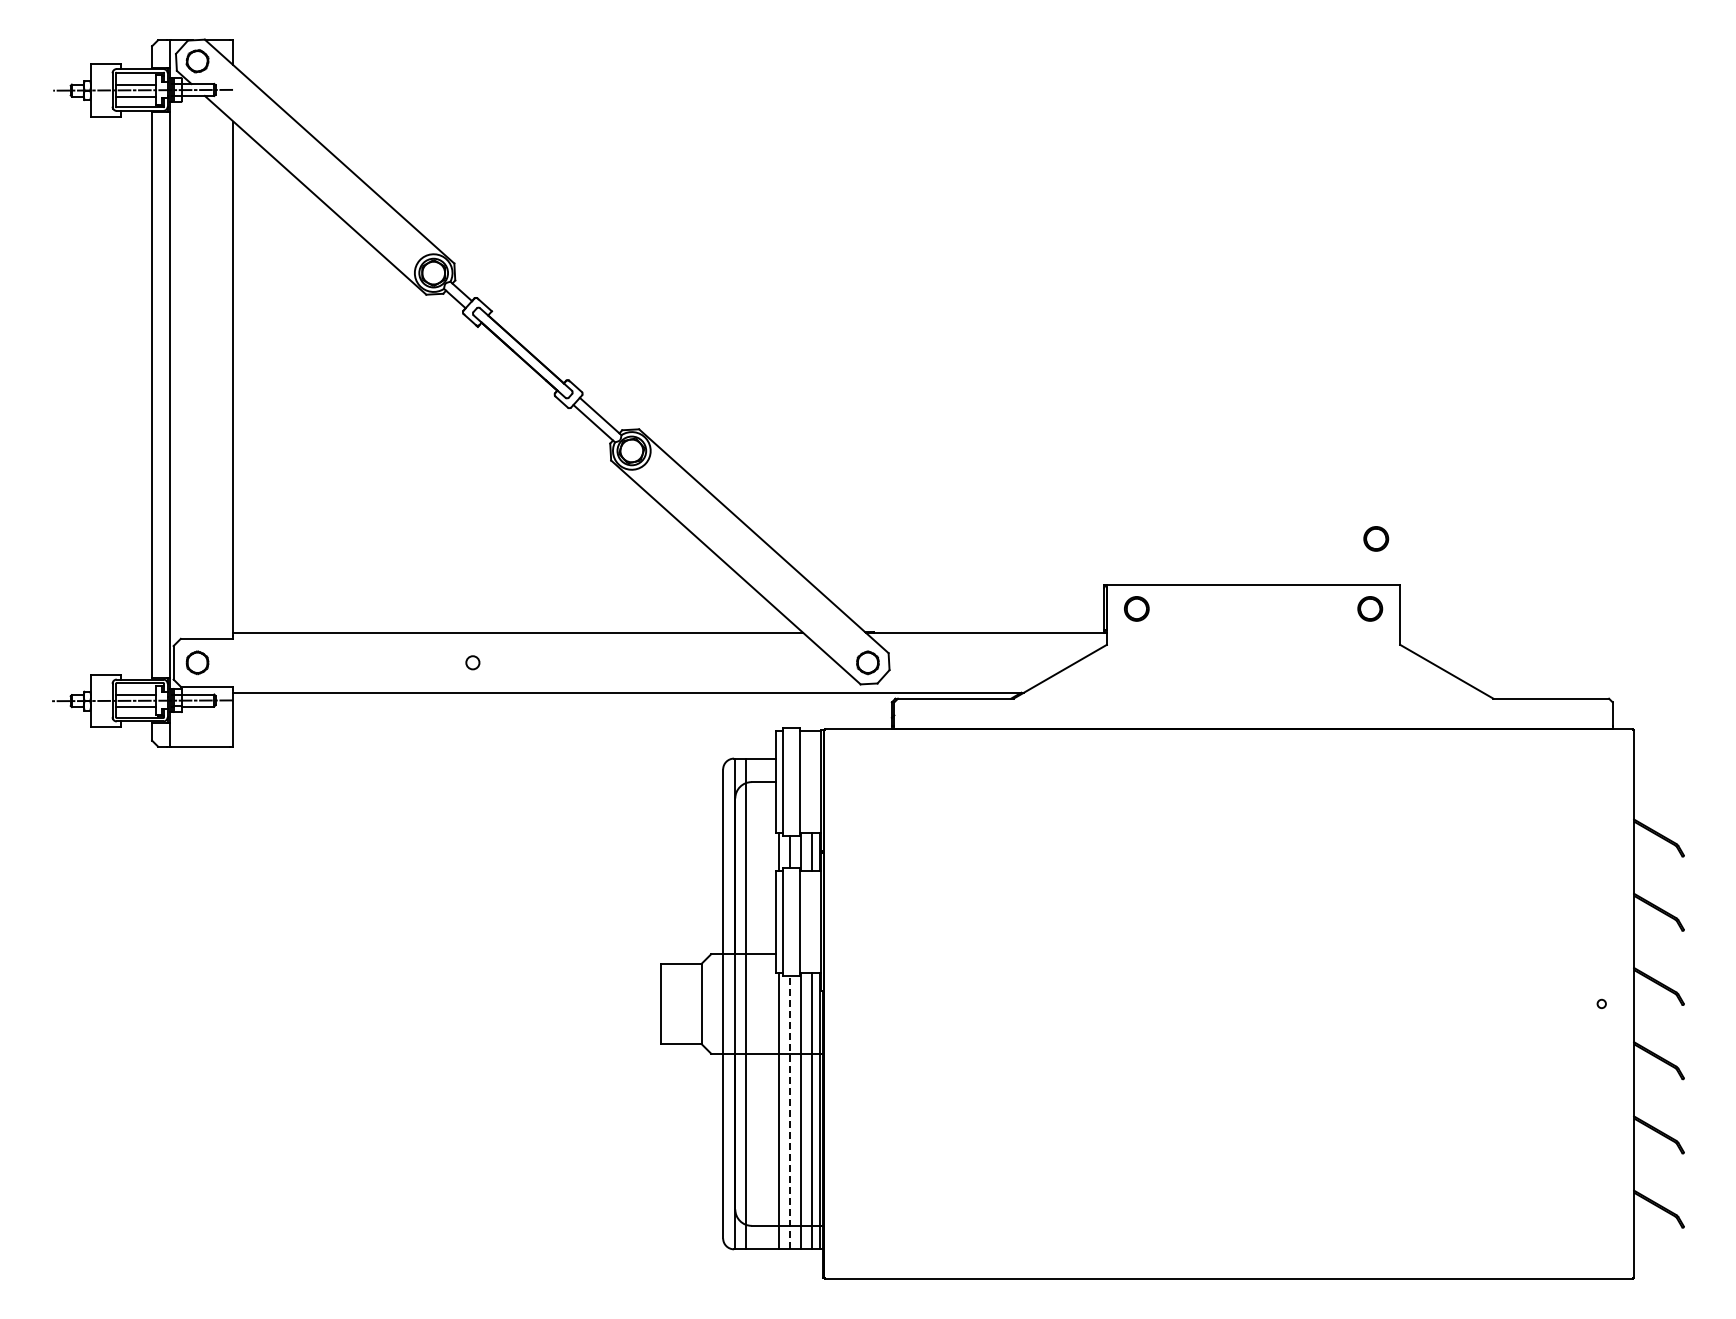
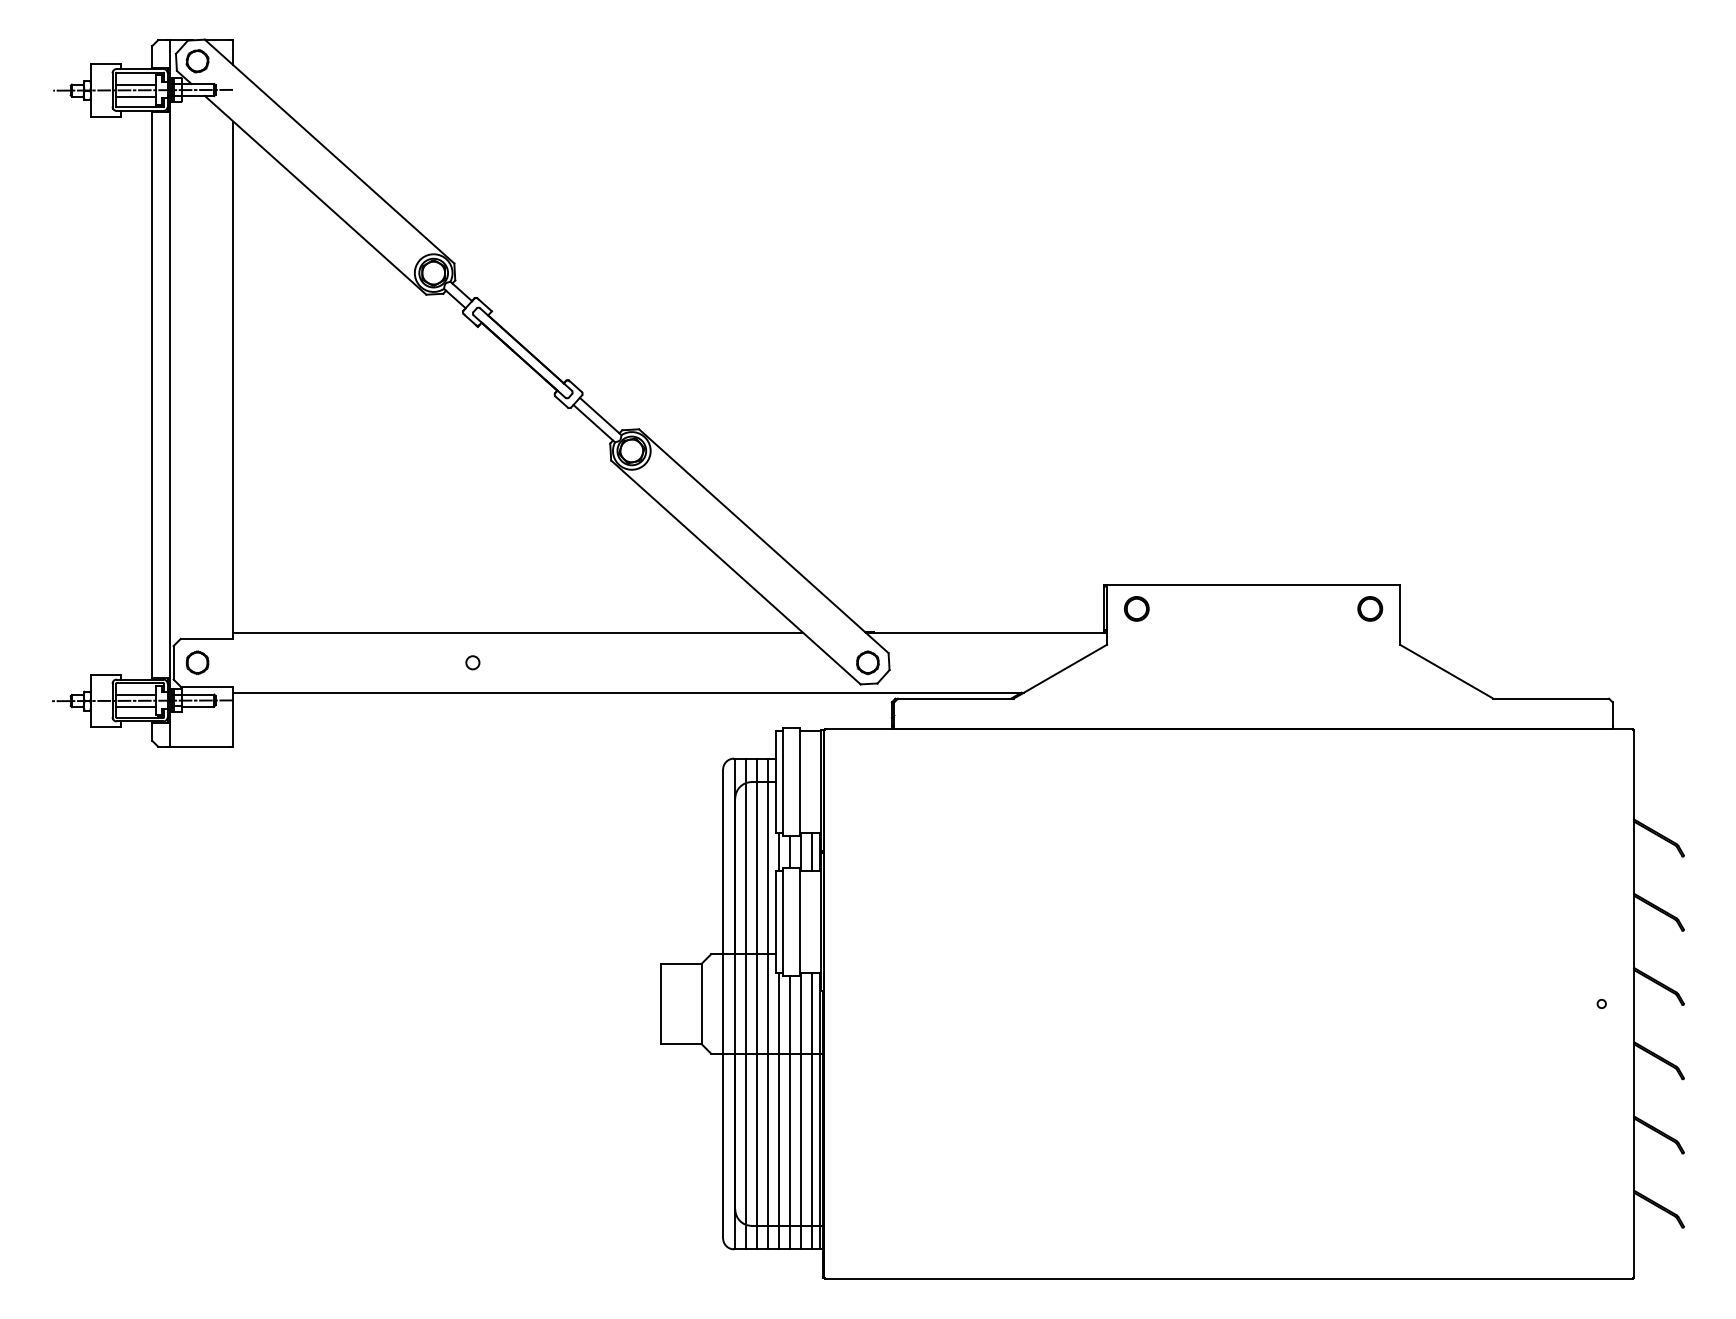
part: present -> none (1376, 538)
line: none -> present (757, 1003)
line: none -> present (767, 1003)
line: dashed -> solid (789, 1112)
